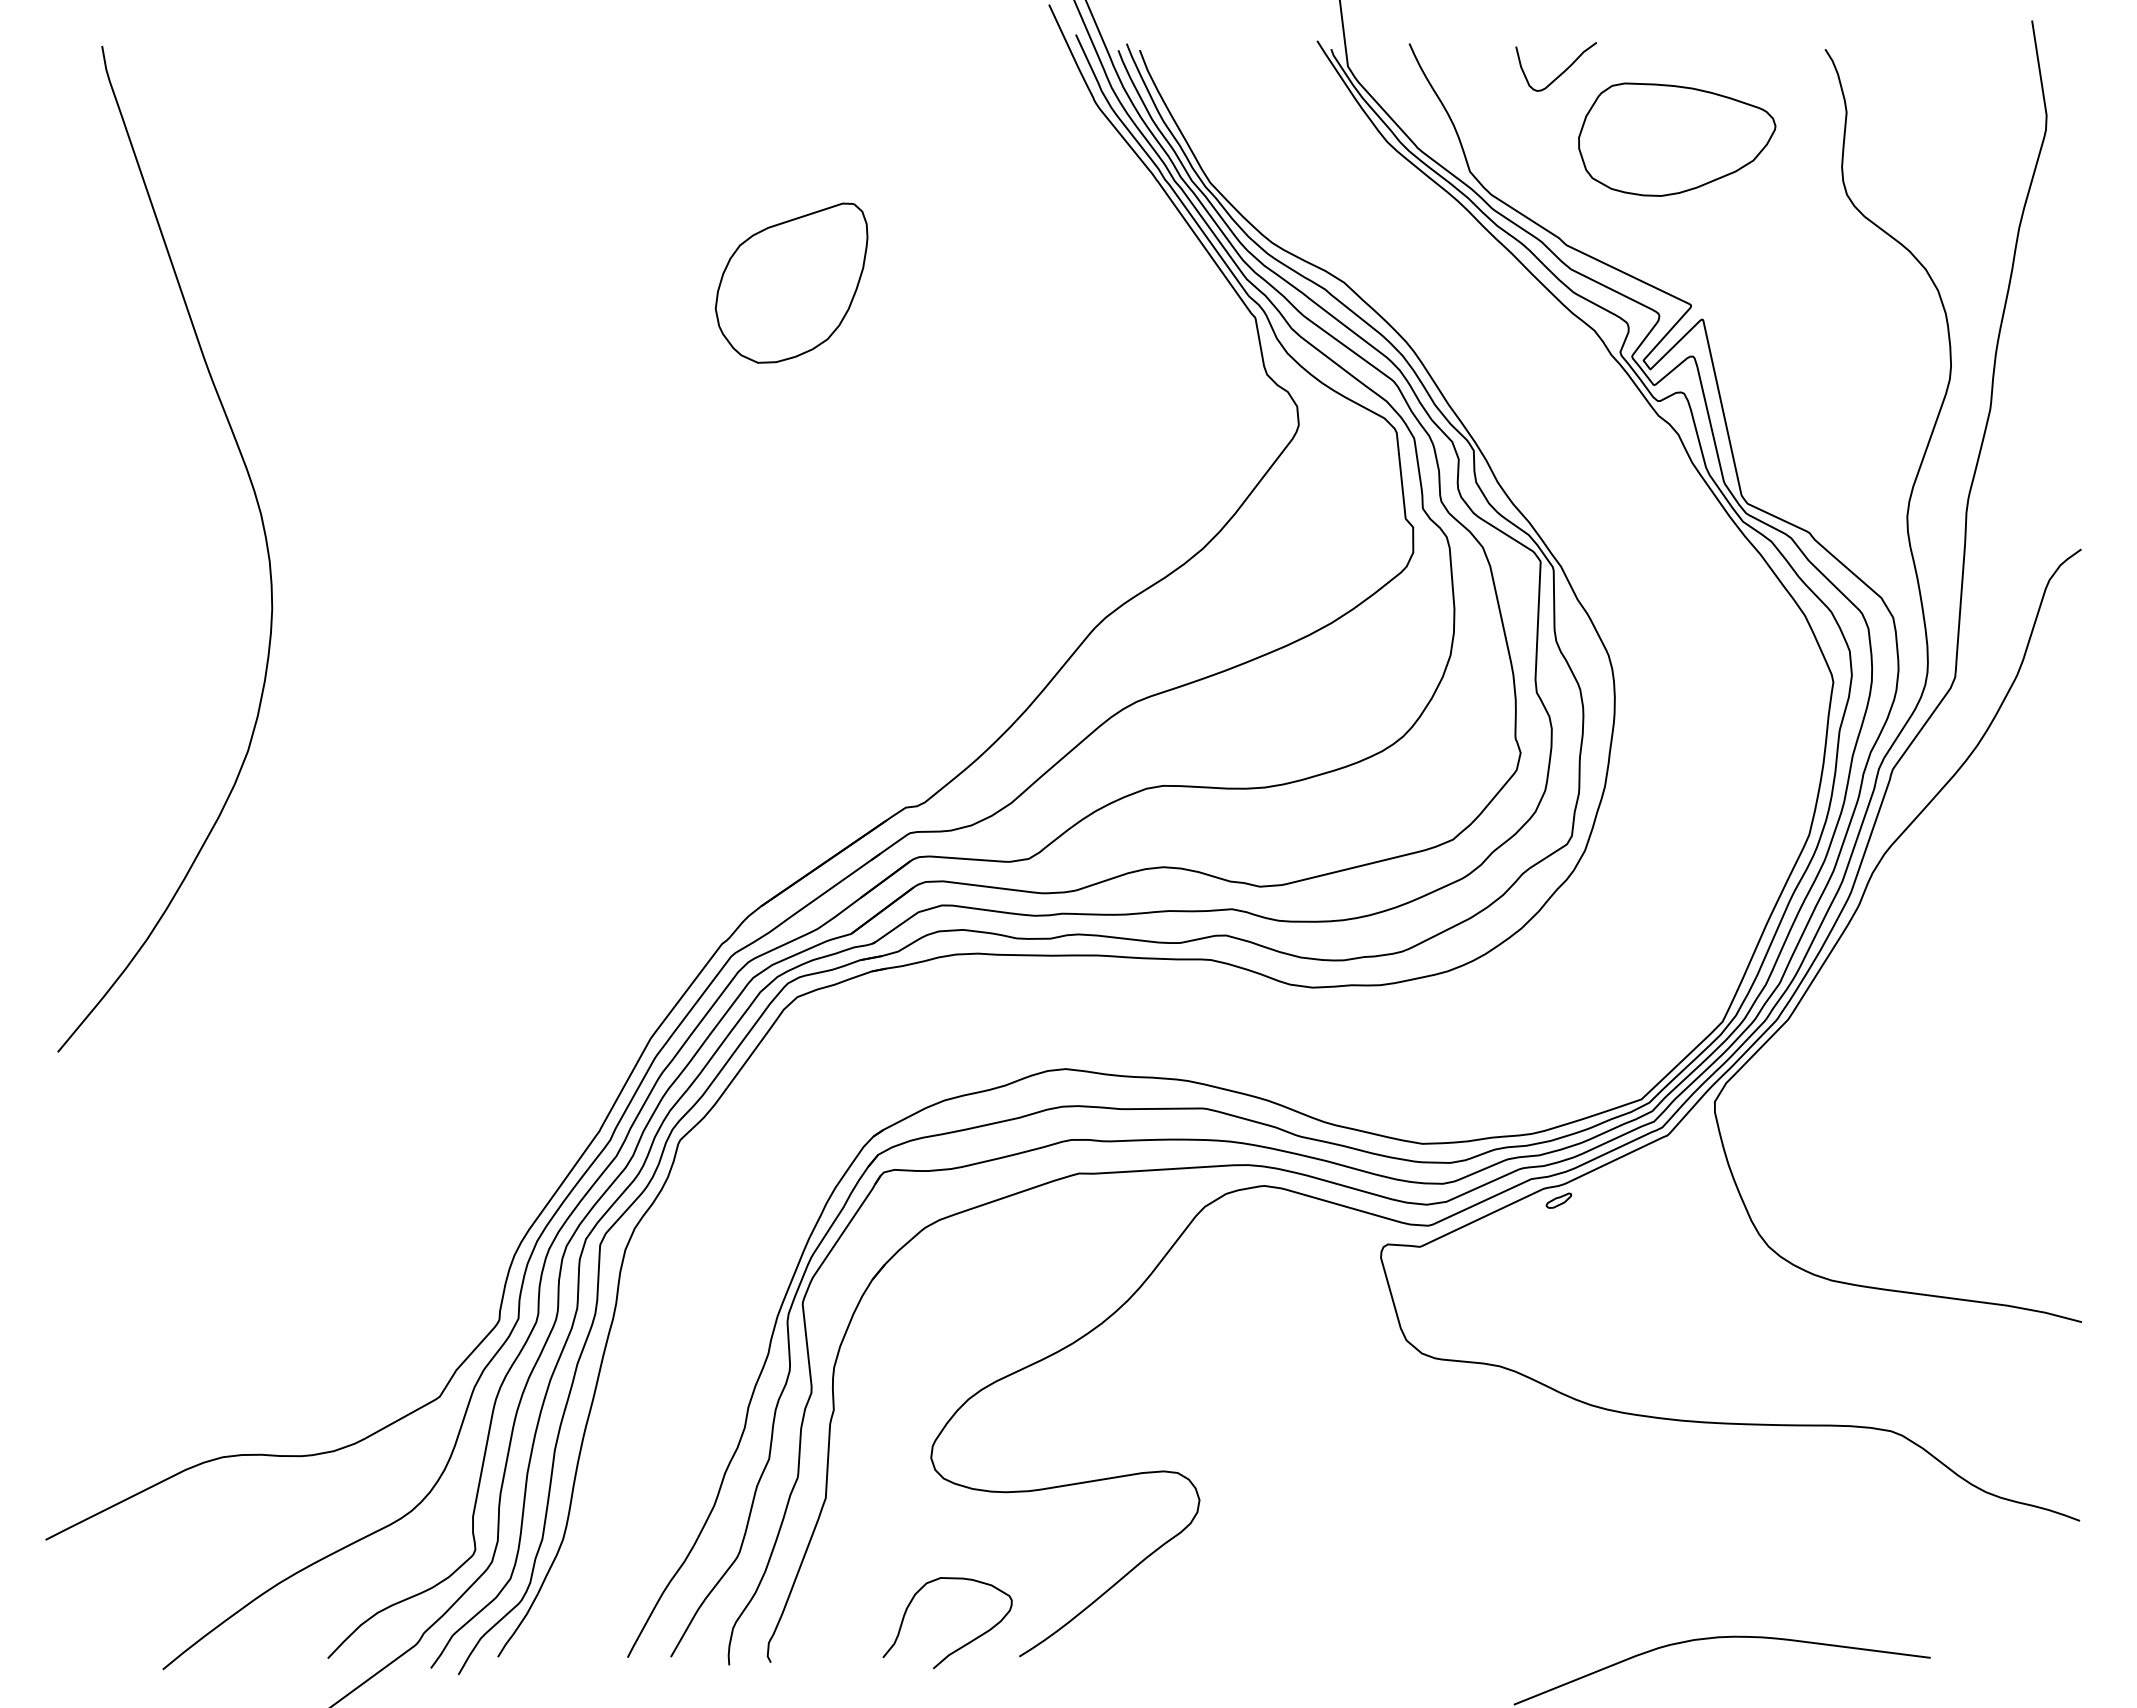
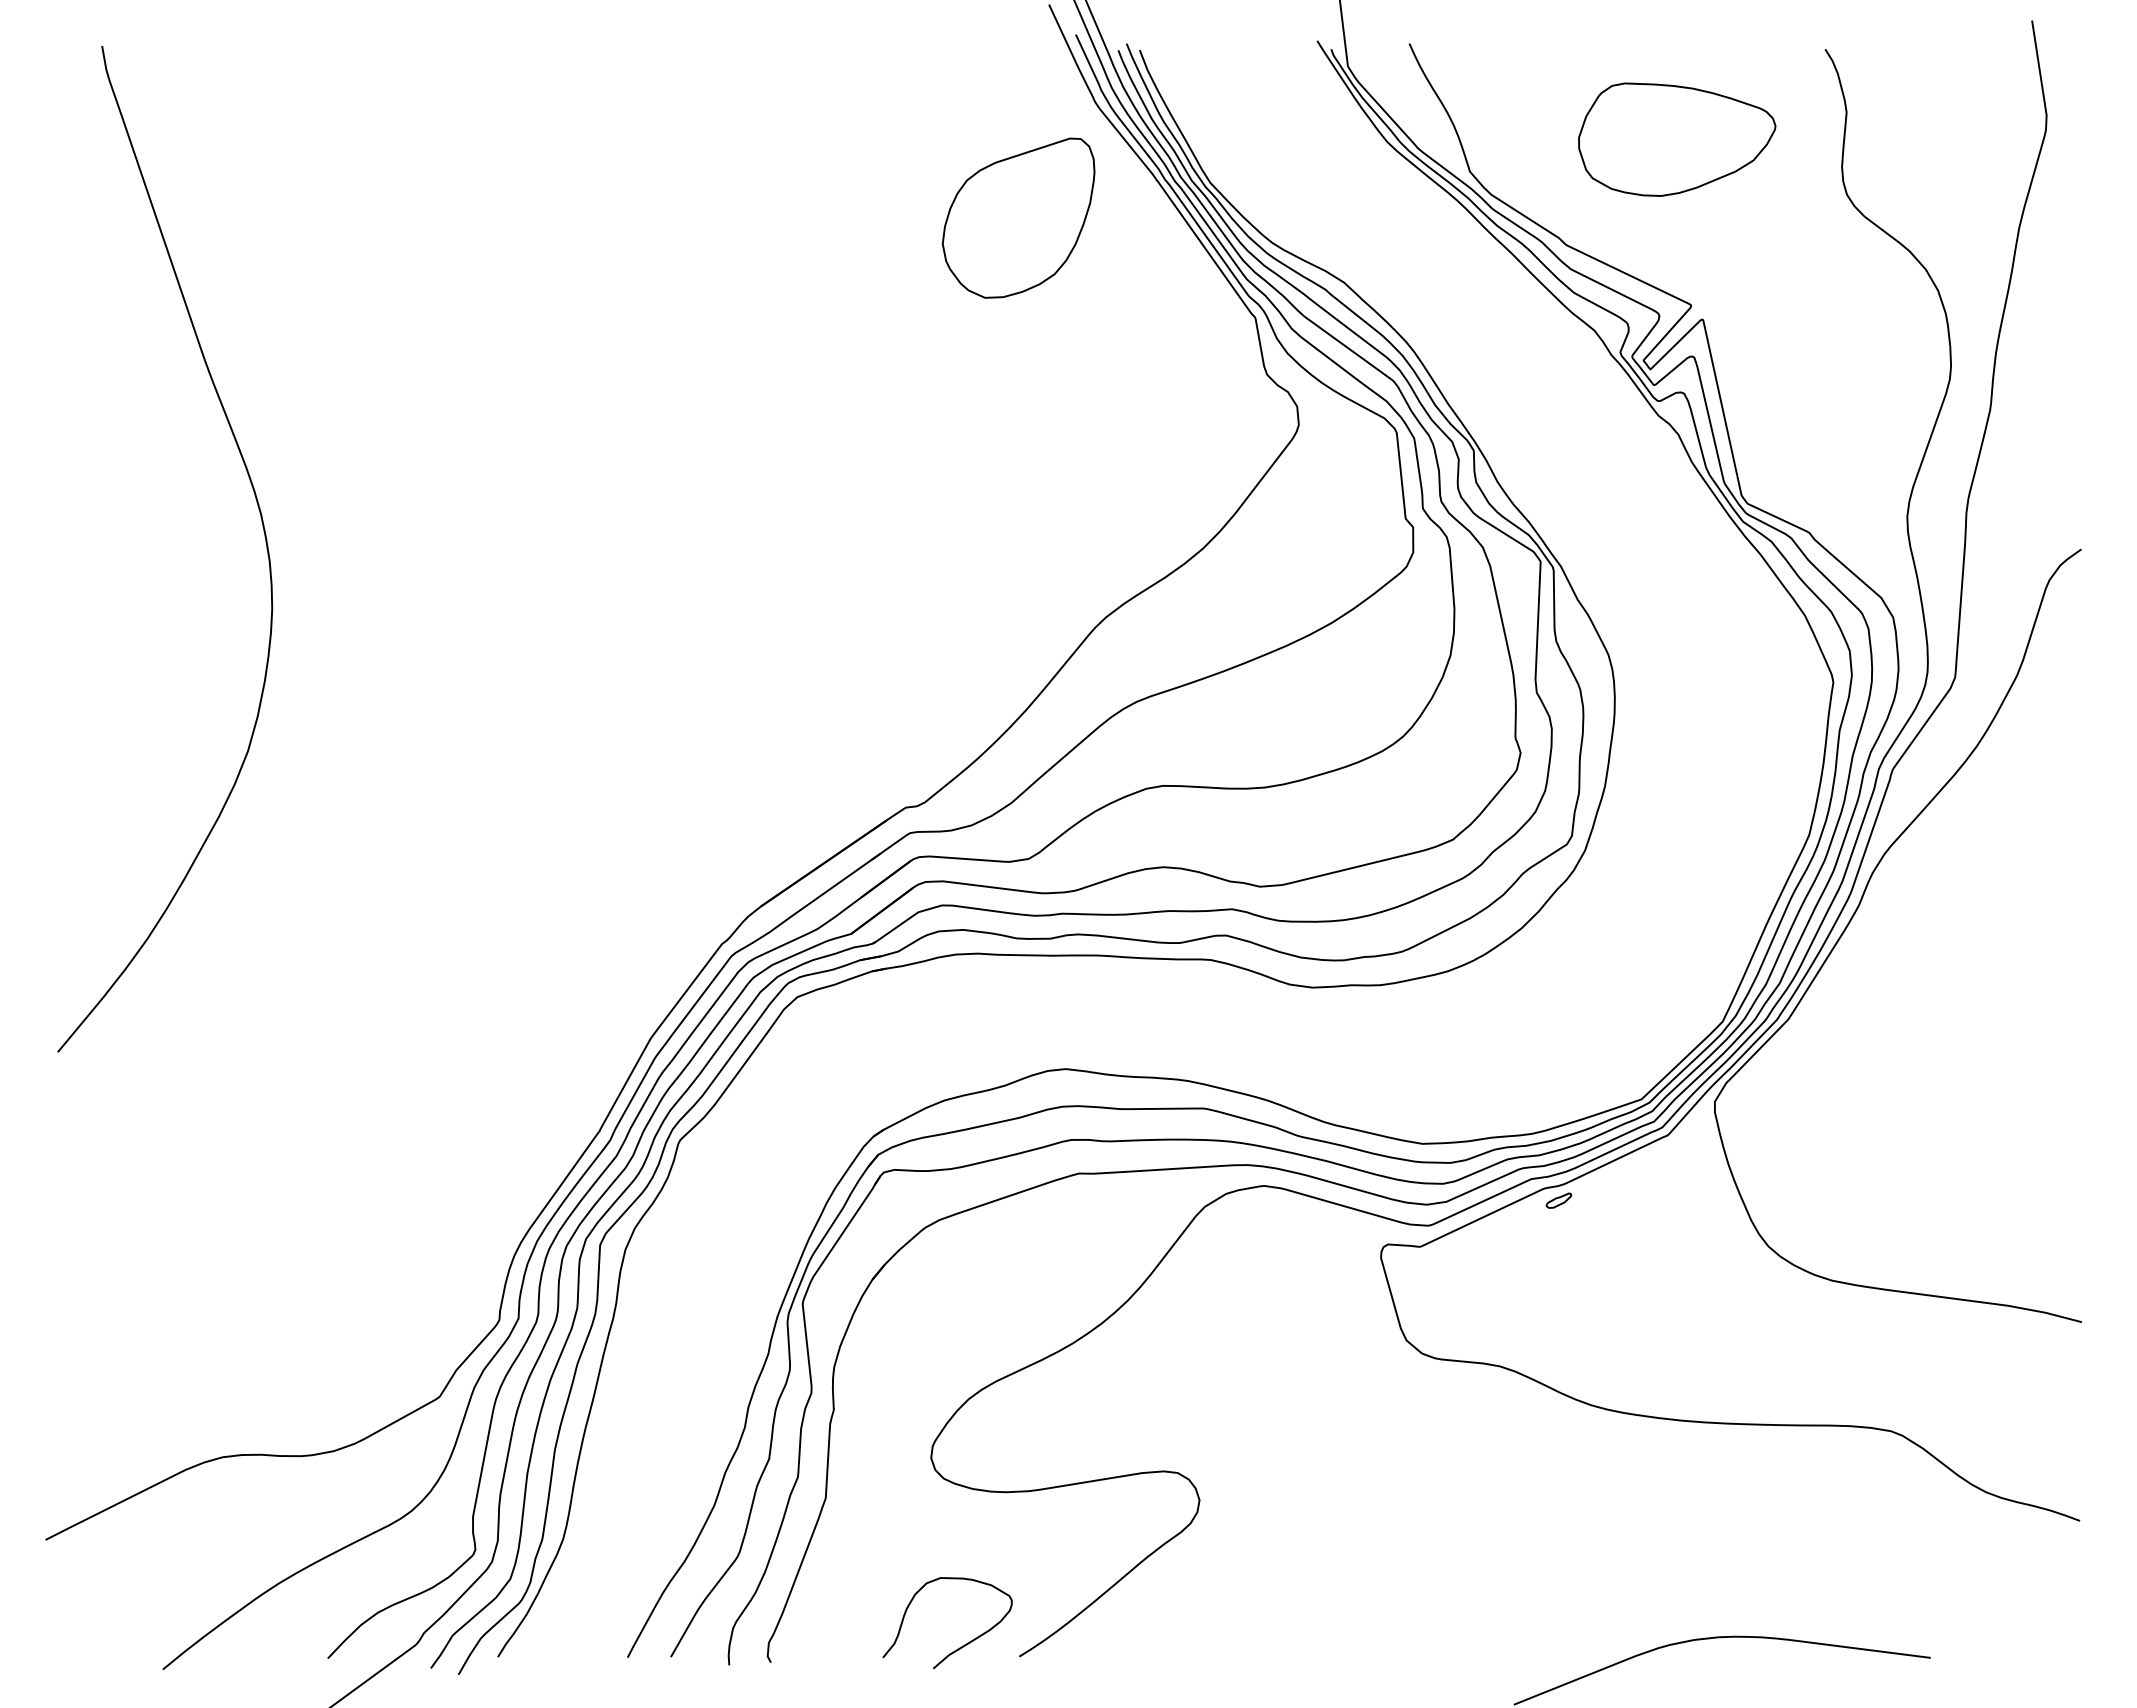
curve: present -> none (1561, 72)
part position: (791, 282) -> (1018, 217) (1018, 217)
